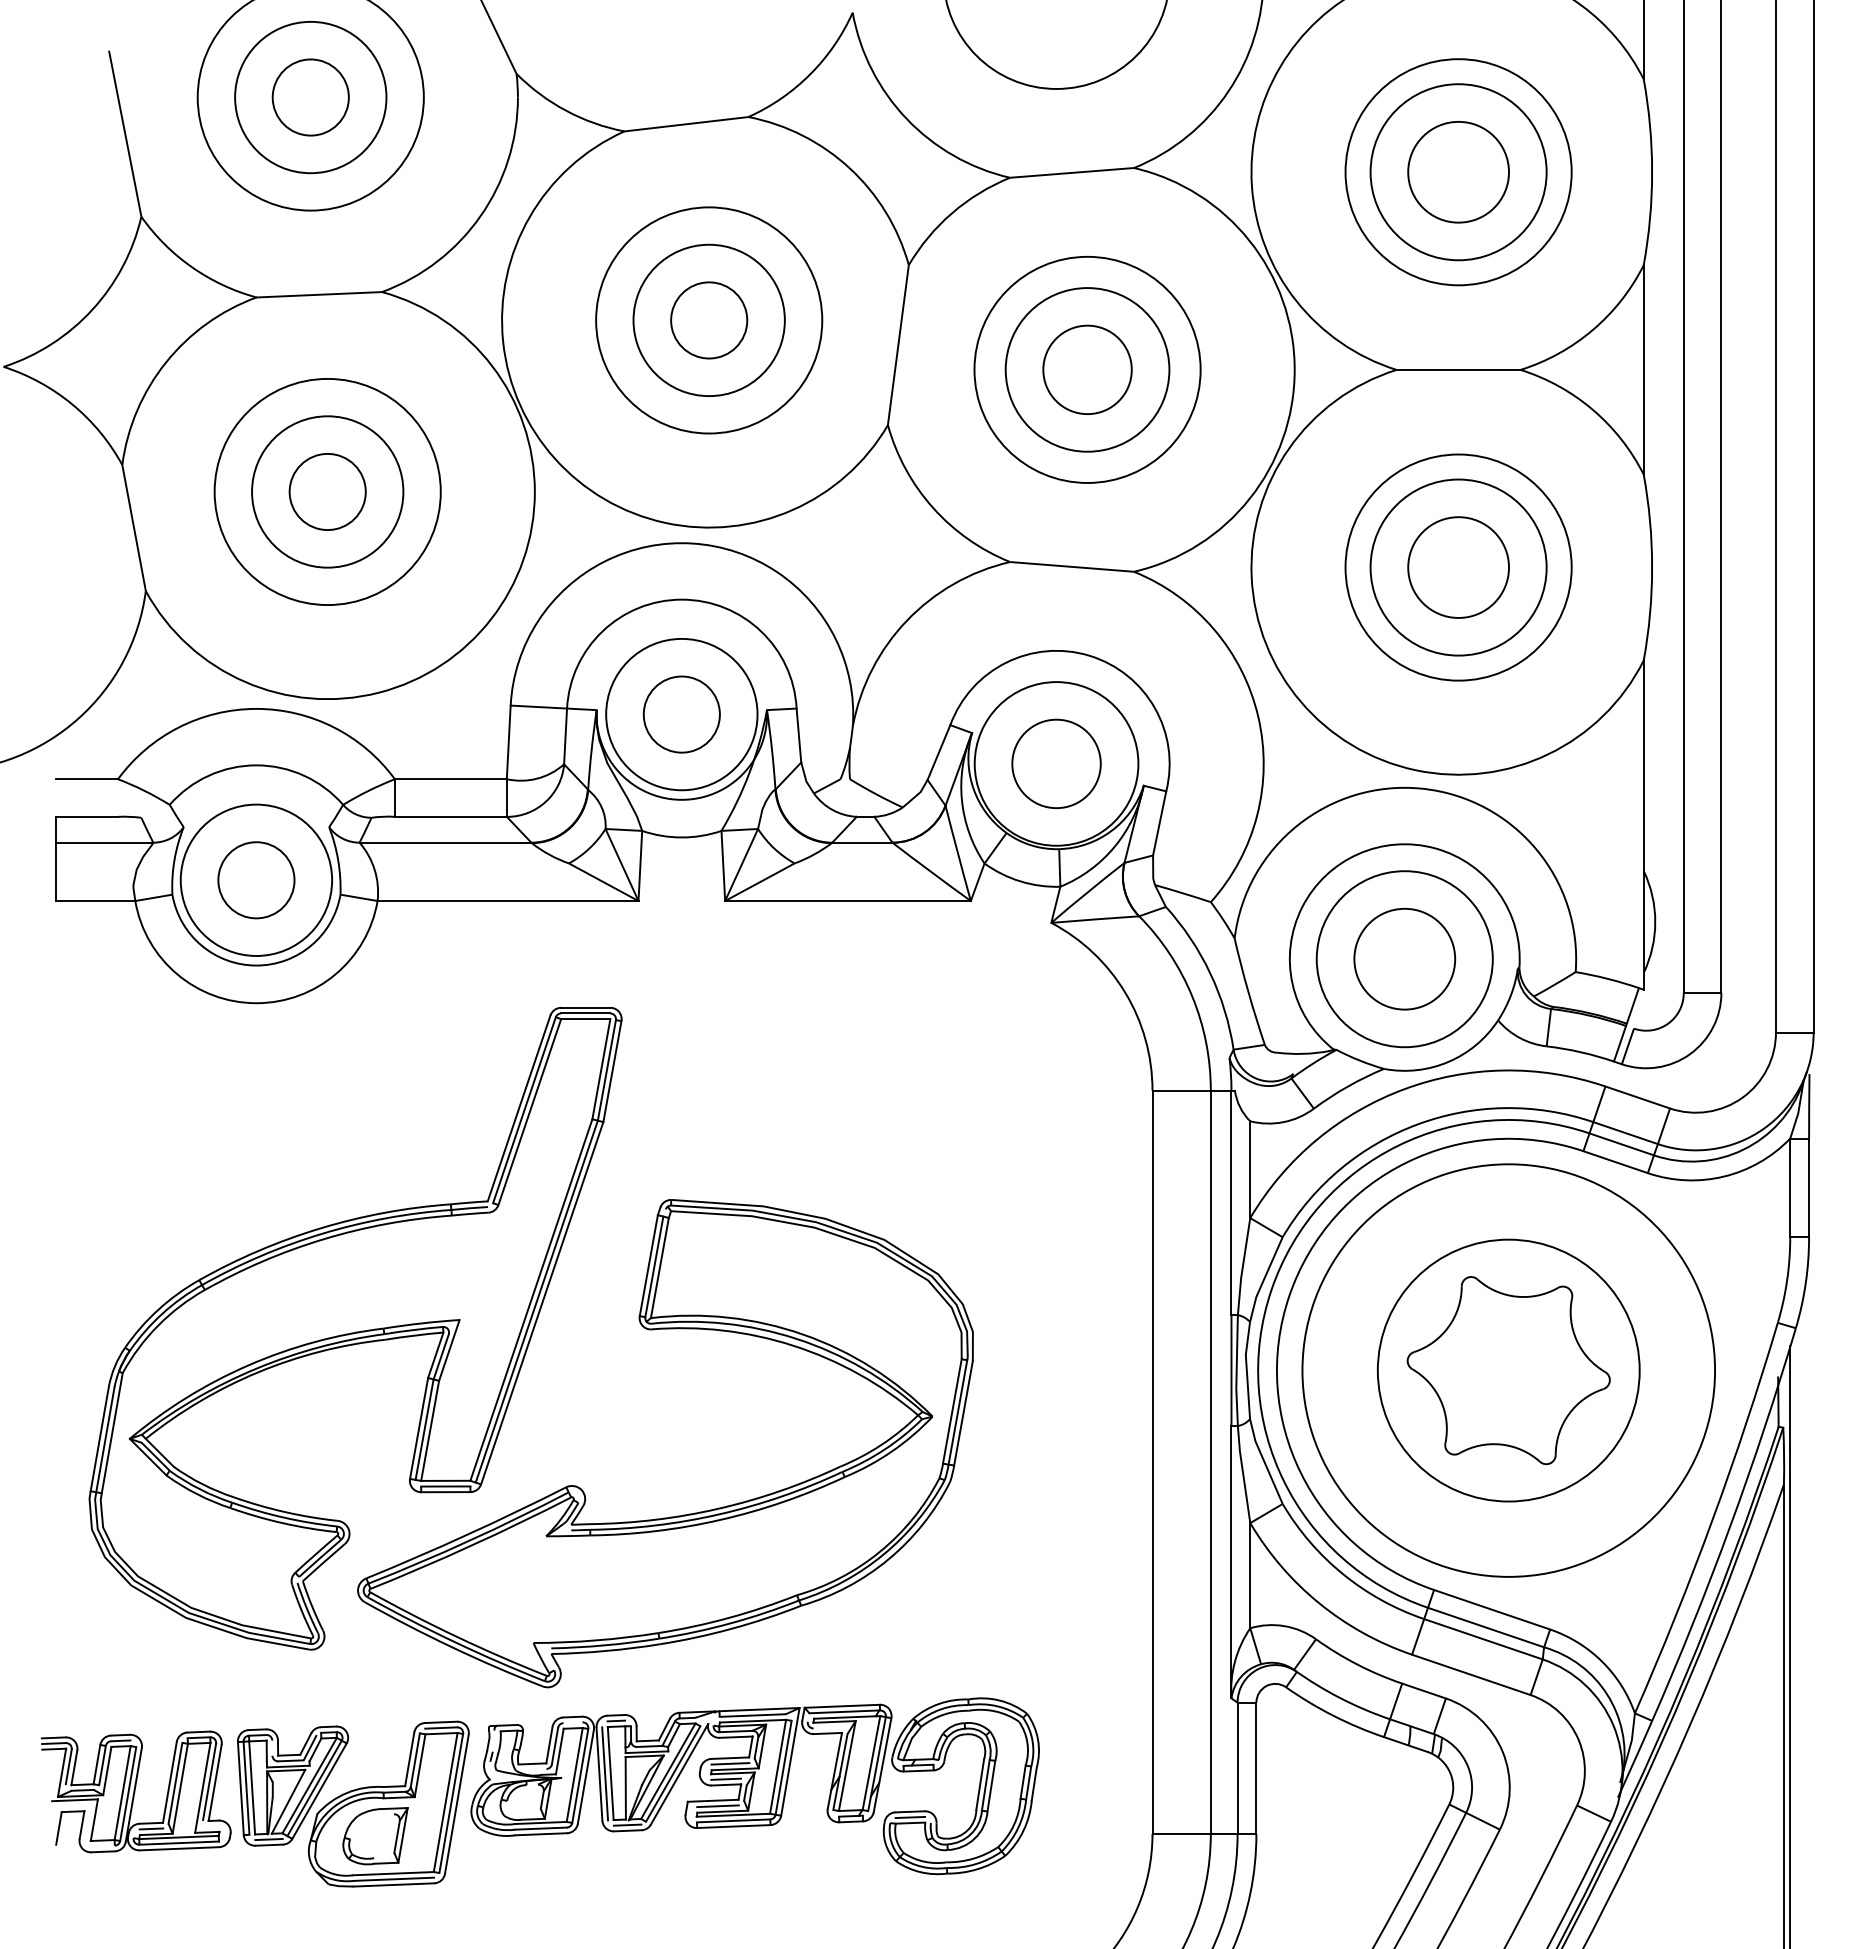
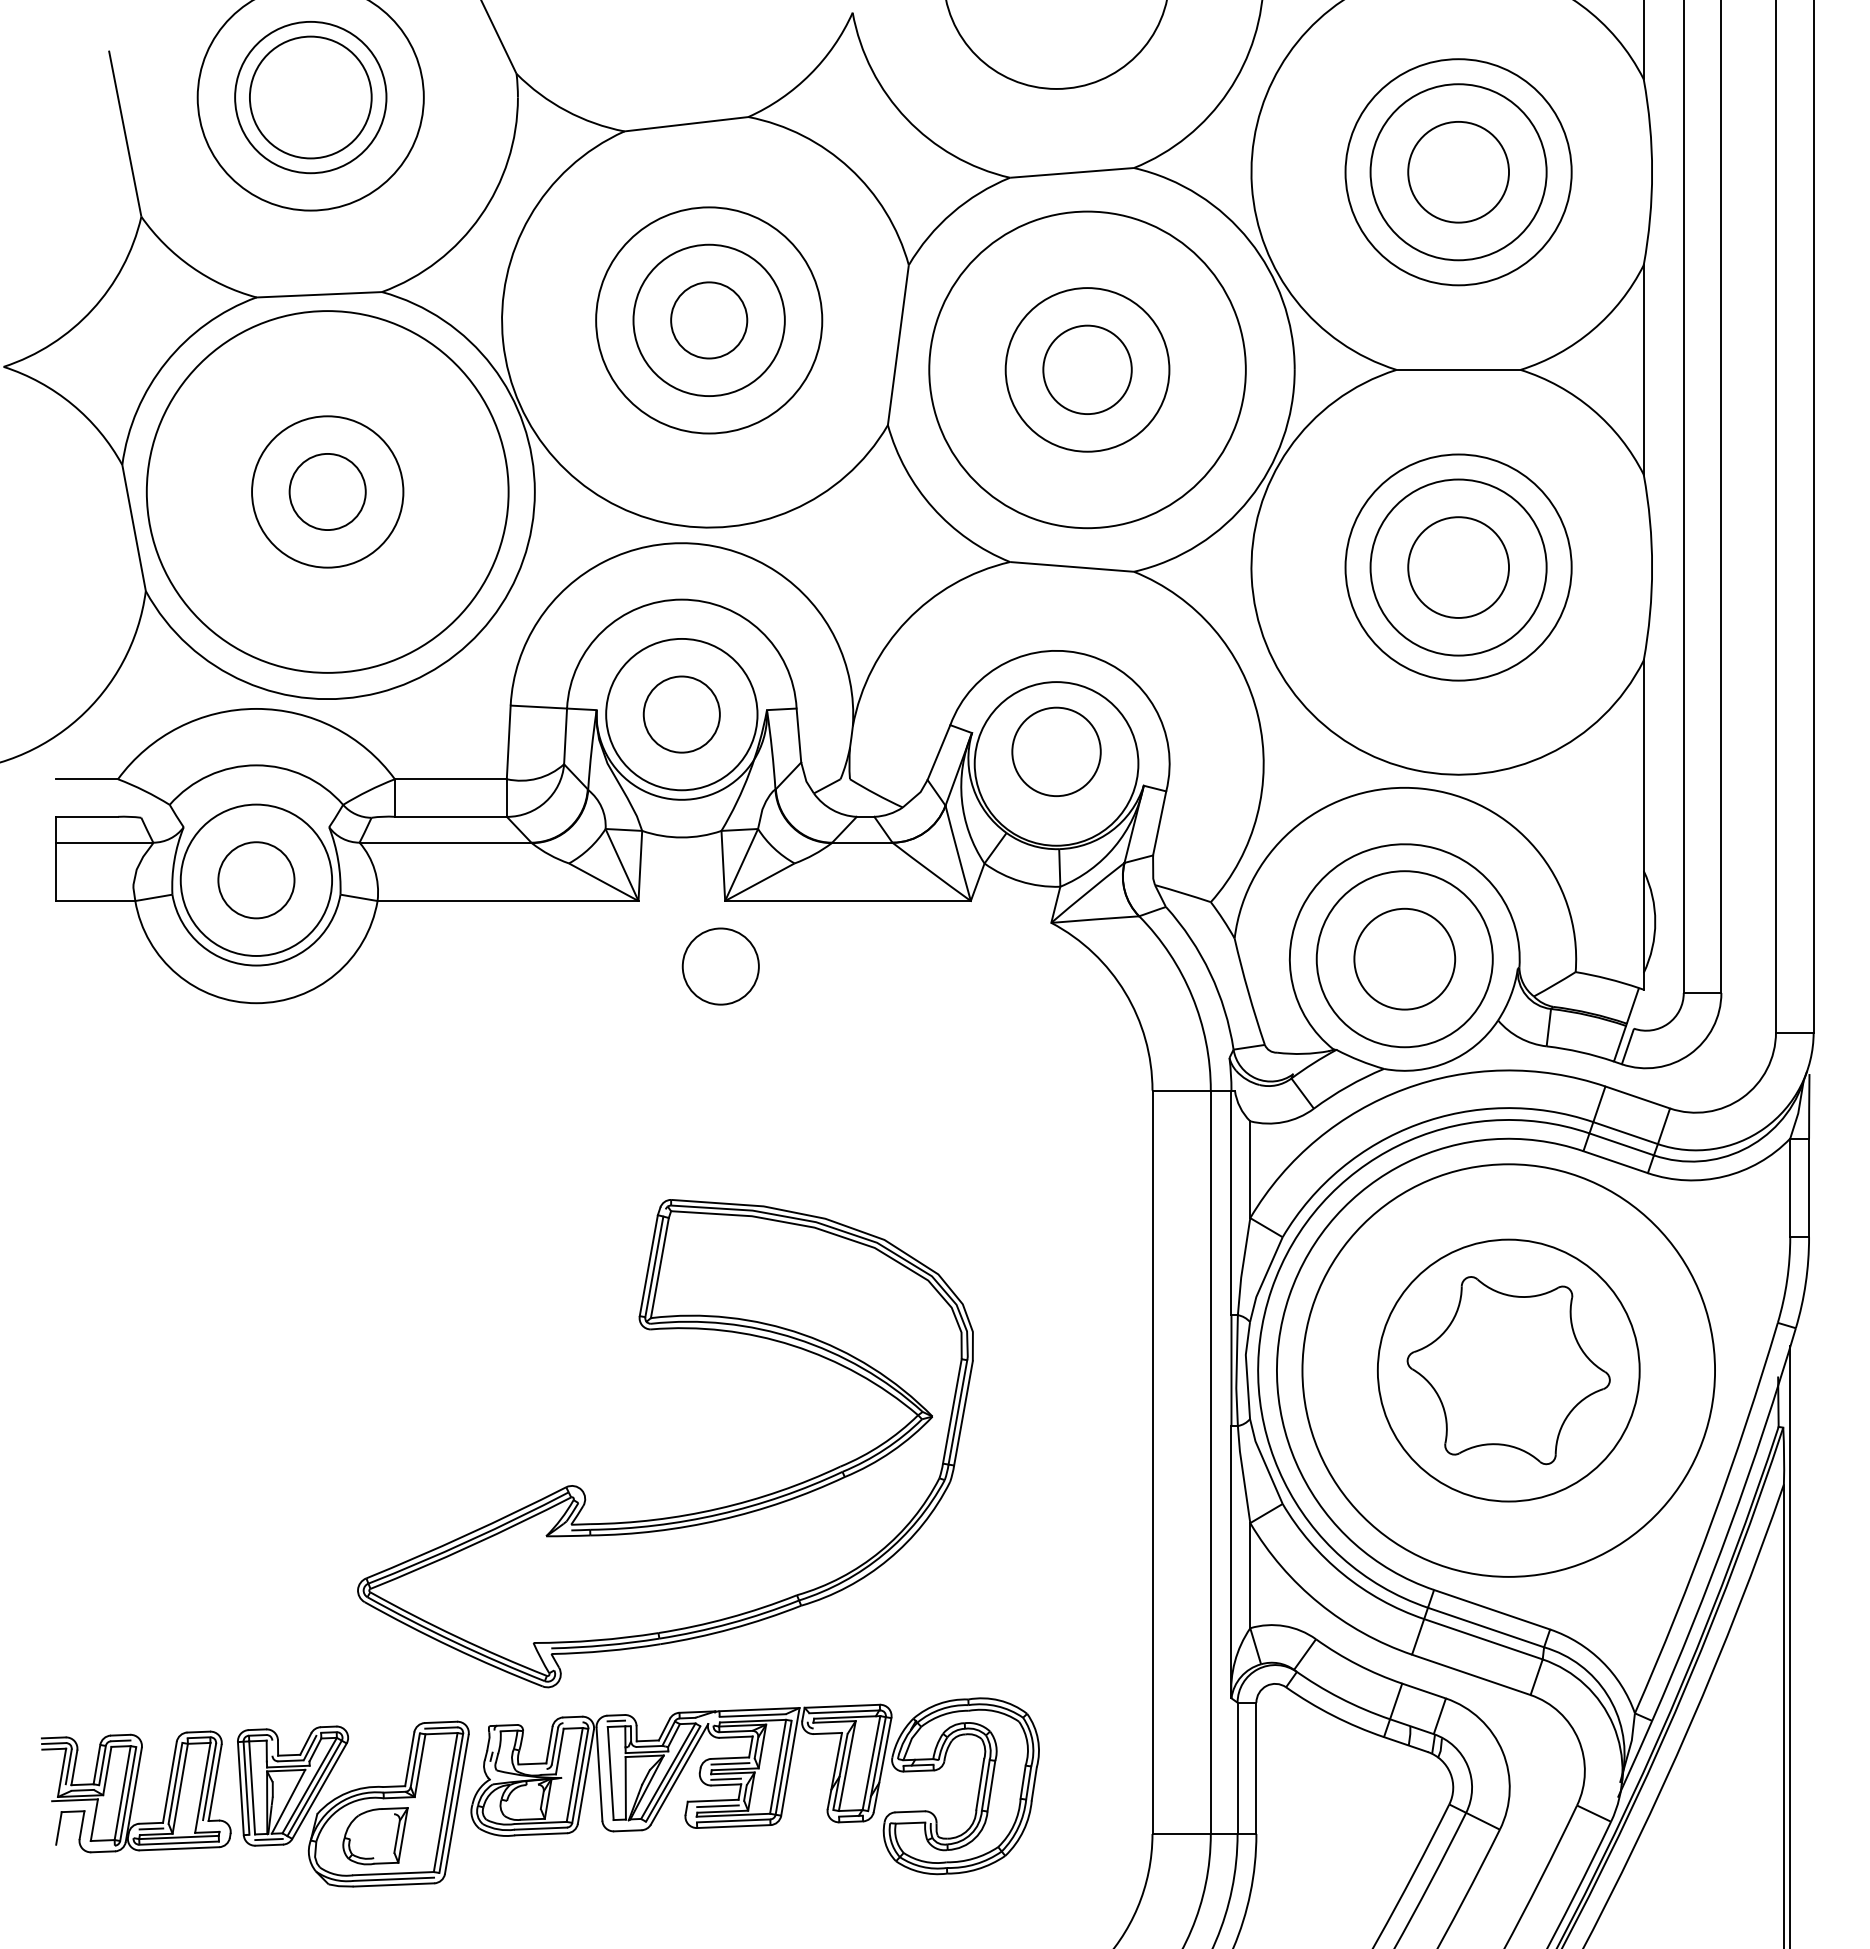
circle diameter: 76 px -> 122 px (310, 97)
circle diameter: 226 px -> 317 px (1087, 369)
circle diameter: 226 px -> 362 px (327, 491)
circle position: (1056, 763) -> (1056, 751) (1056, 751)
circle: none -> present (720, 966)
part: present -> none (355, 1328)
line: present -> none (605, 1773)
line: present -> none (910, 1817)
line: present -> none (627, 1824)
